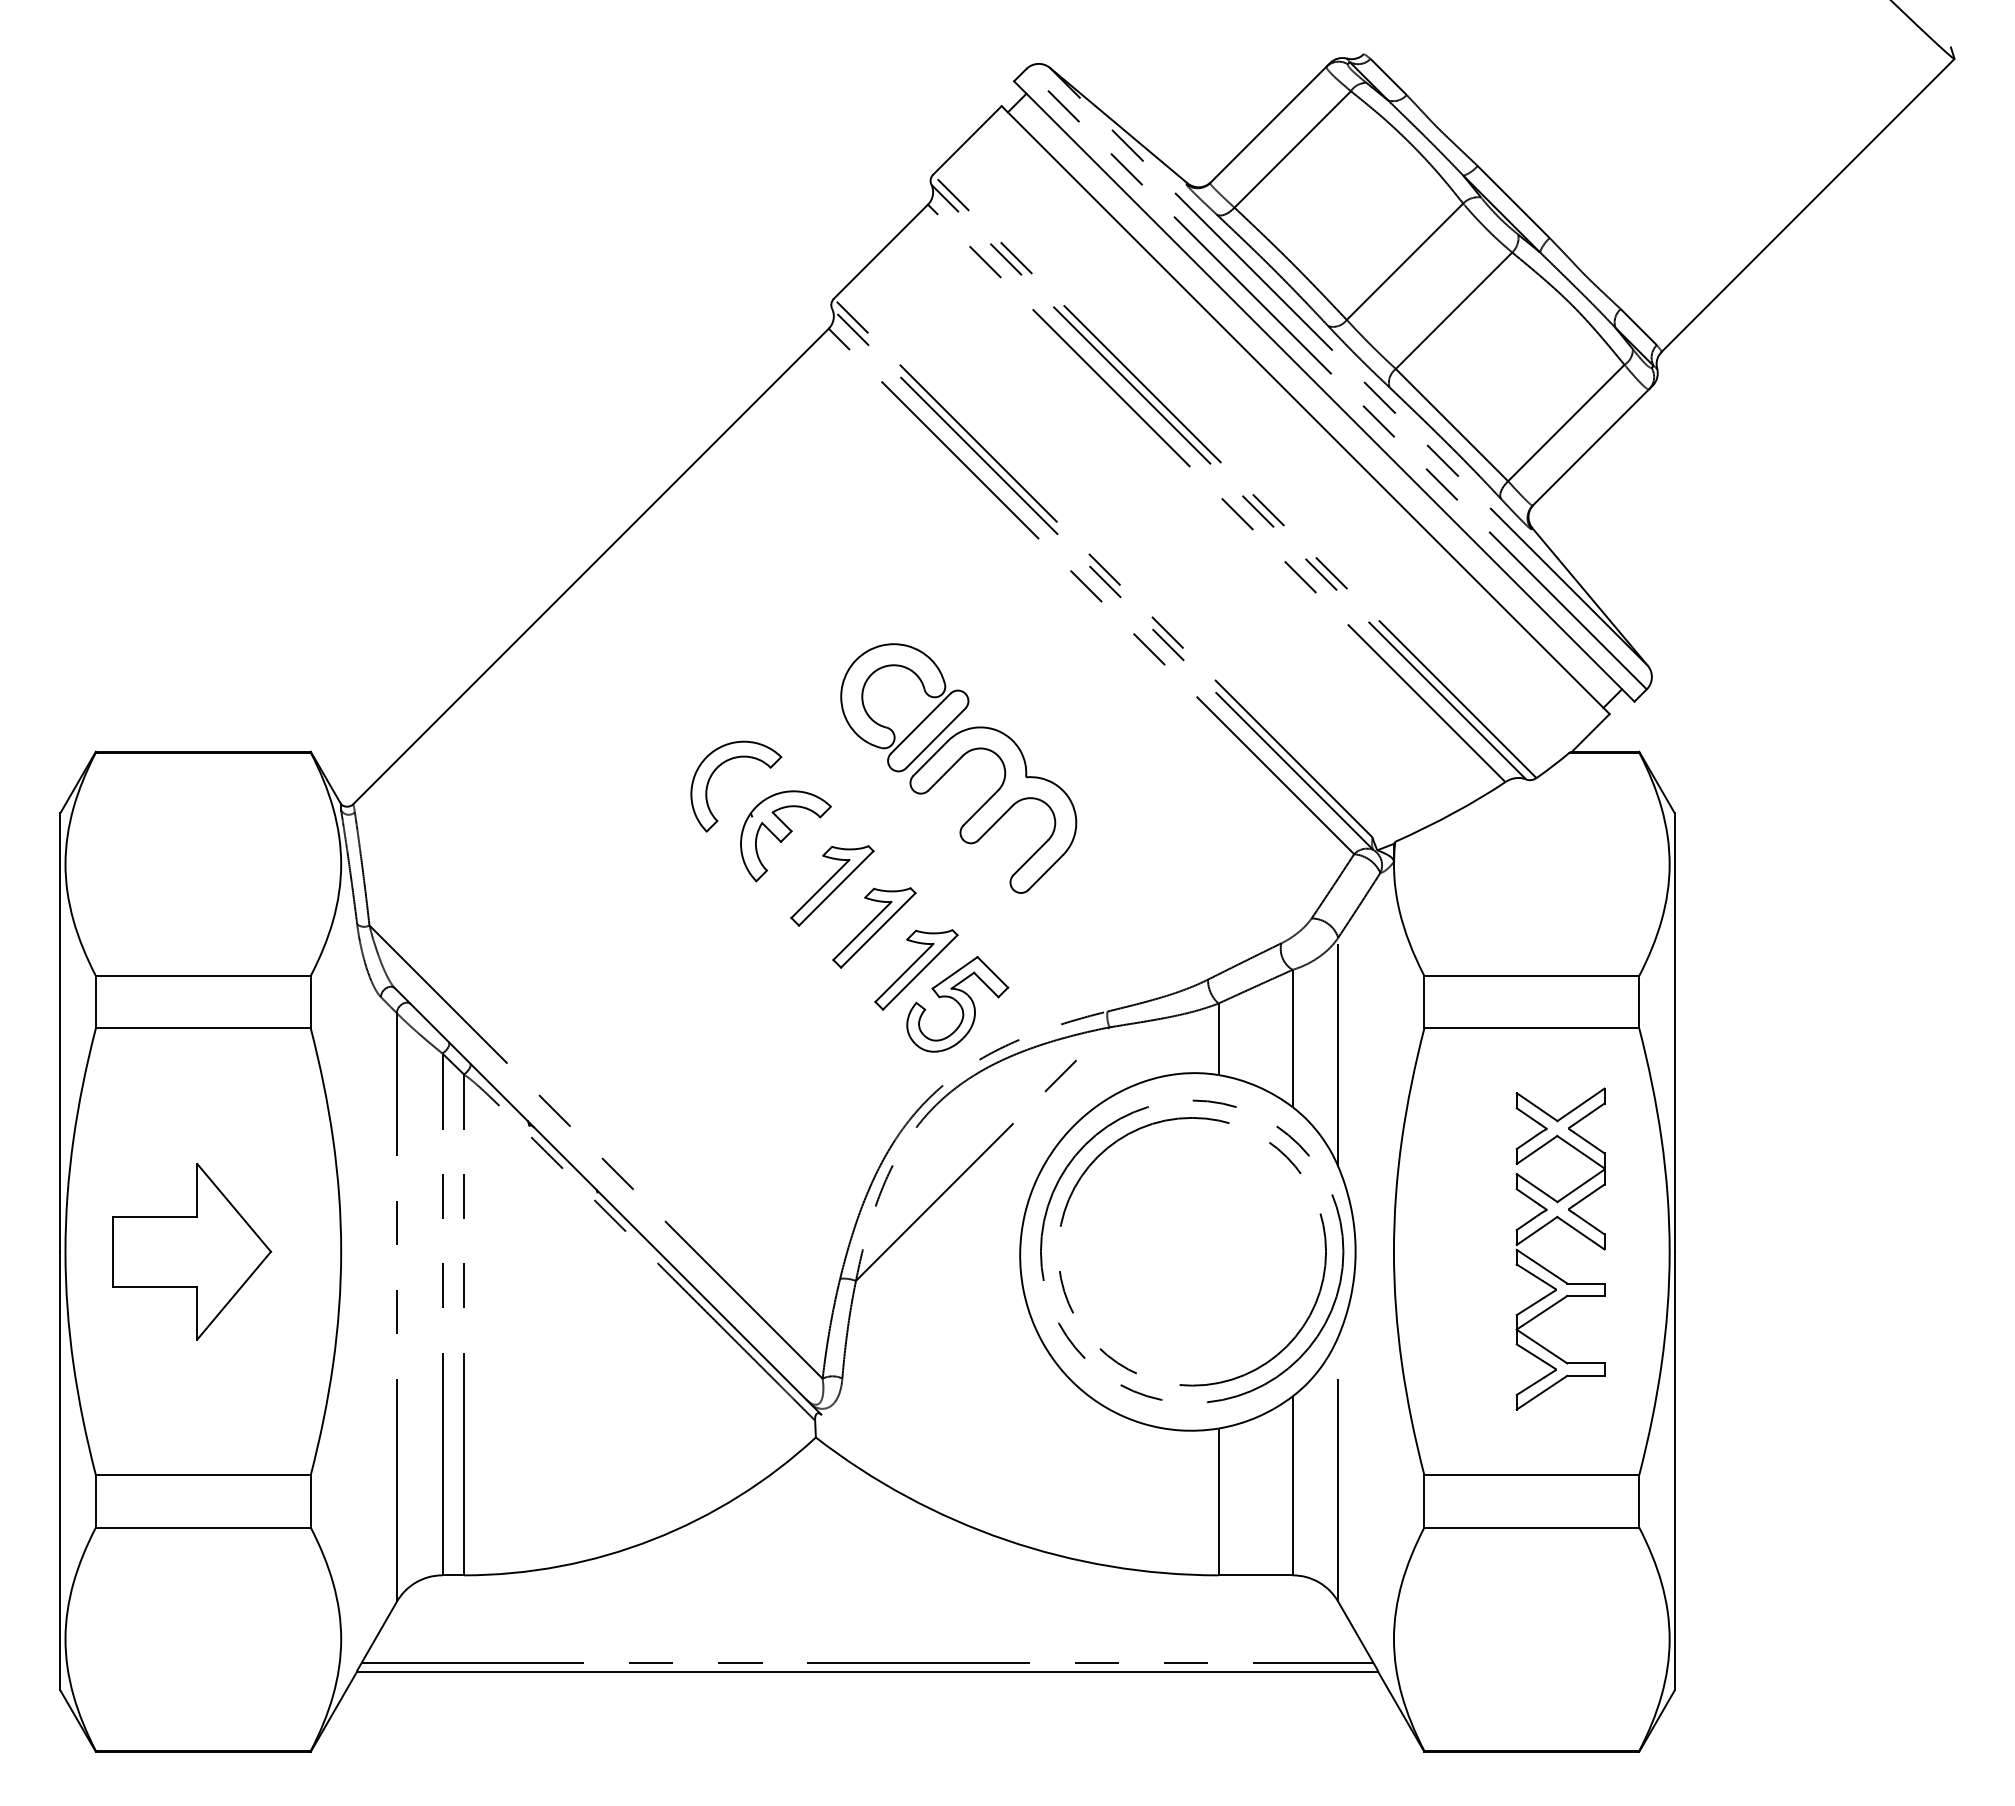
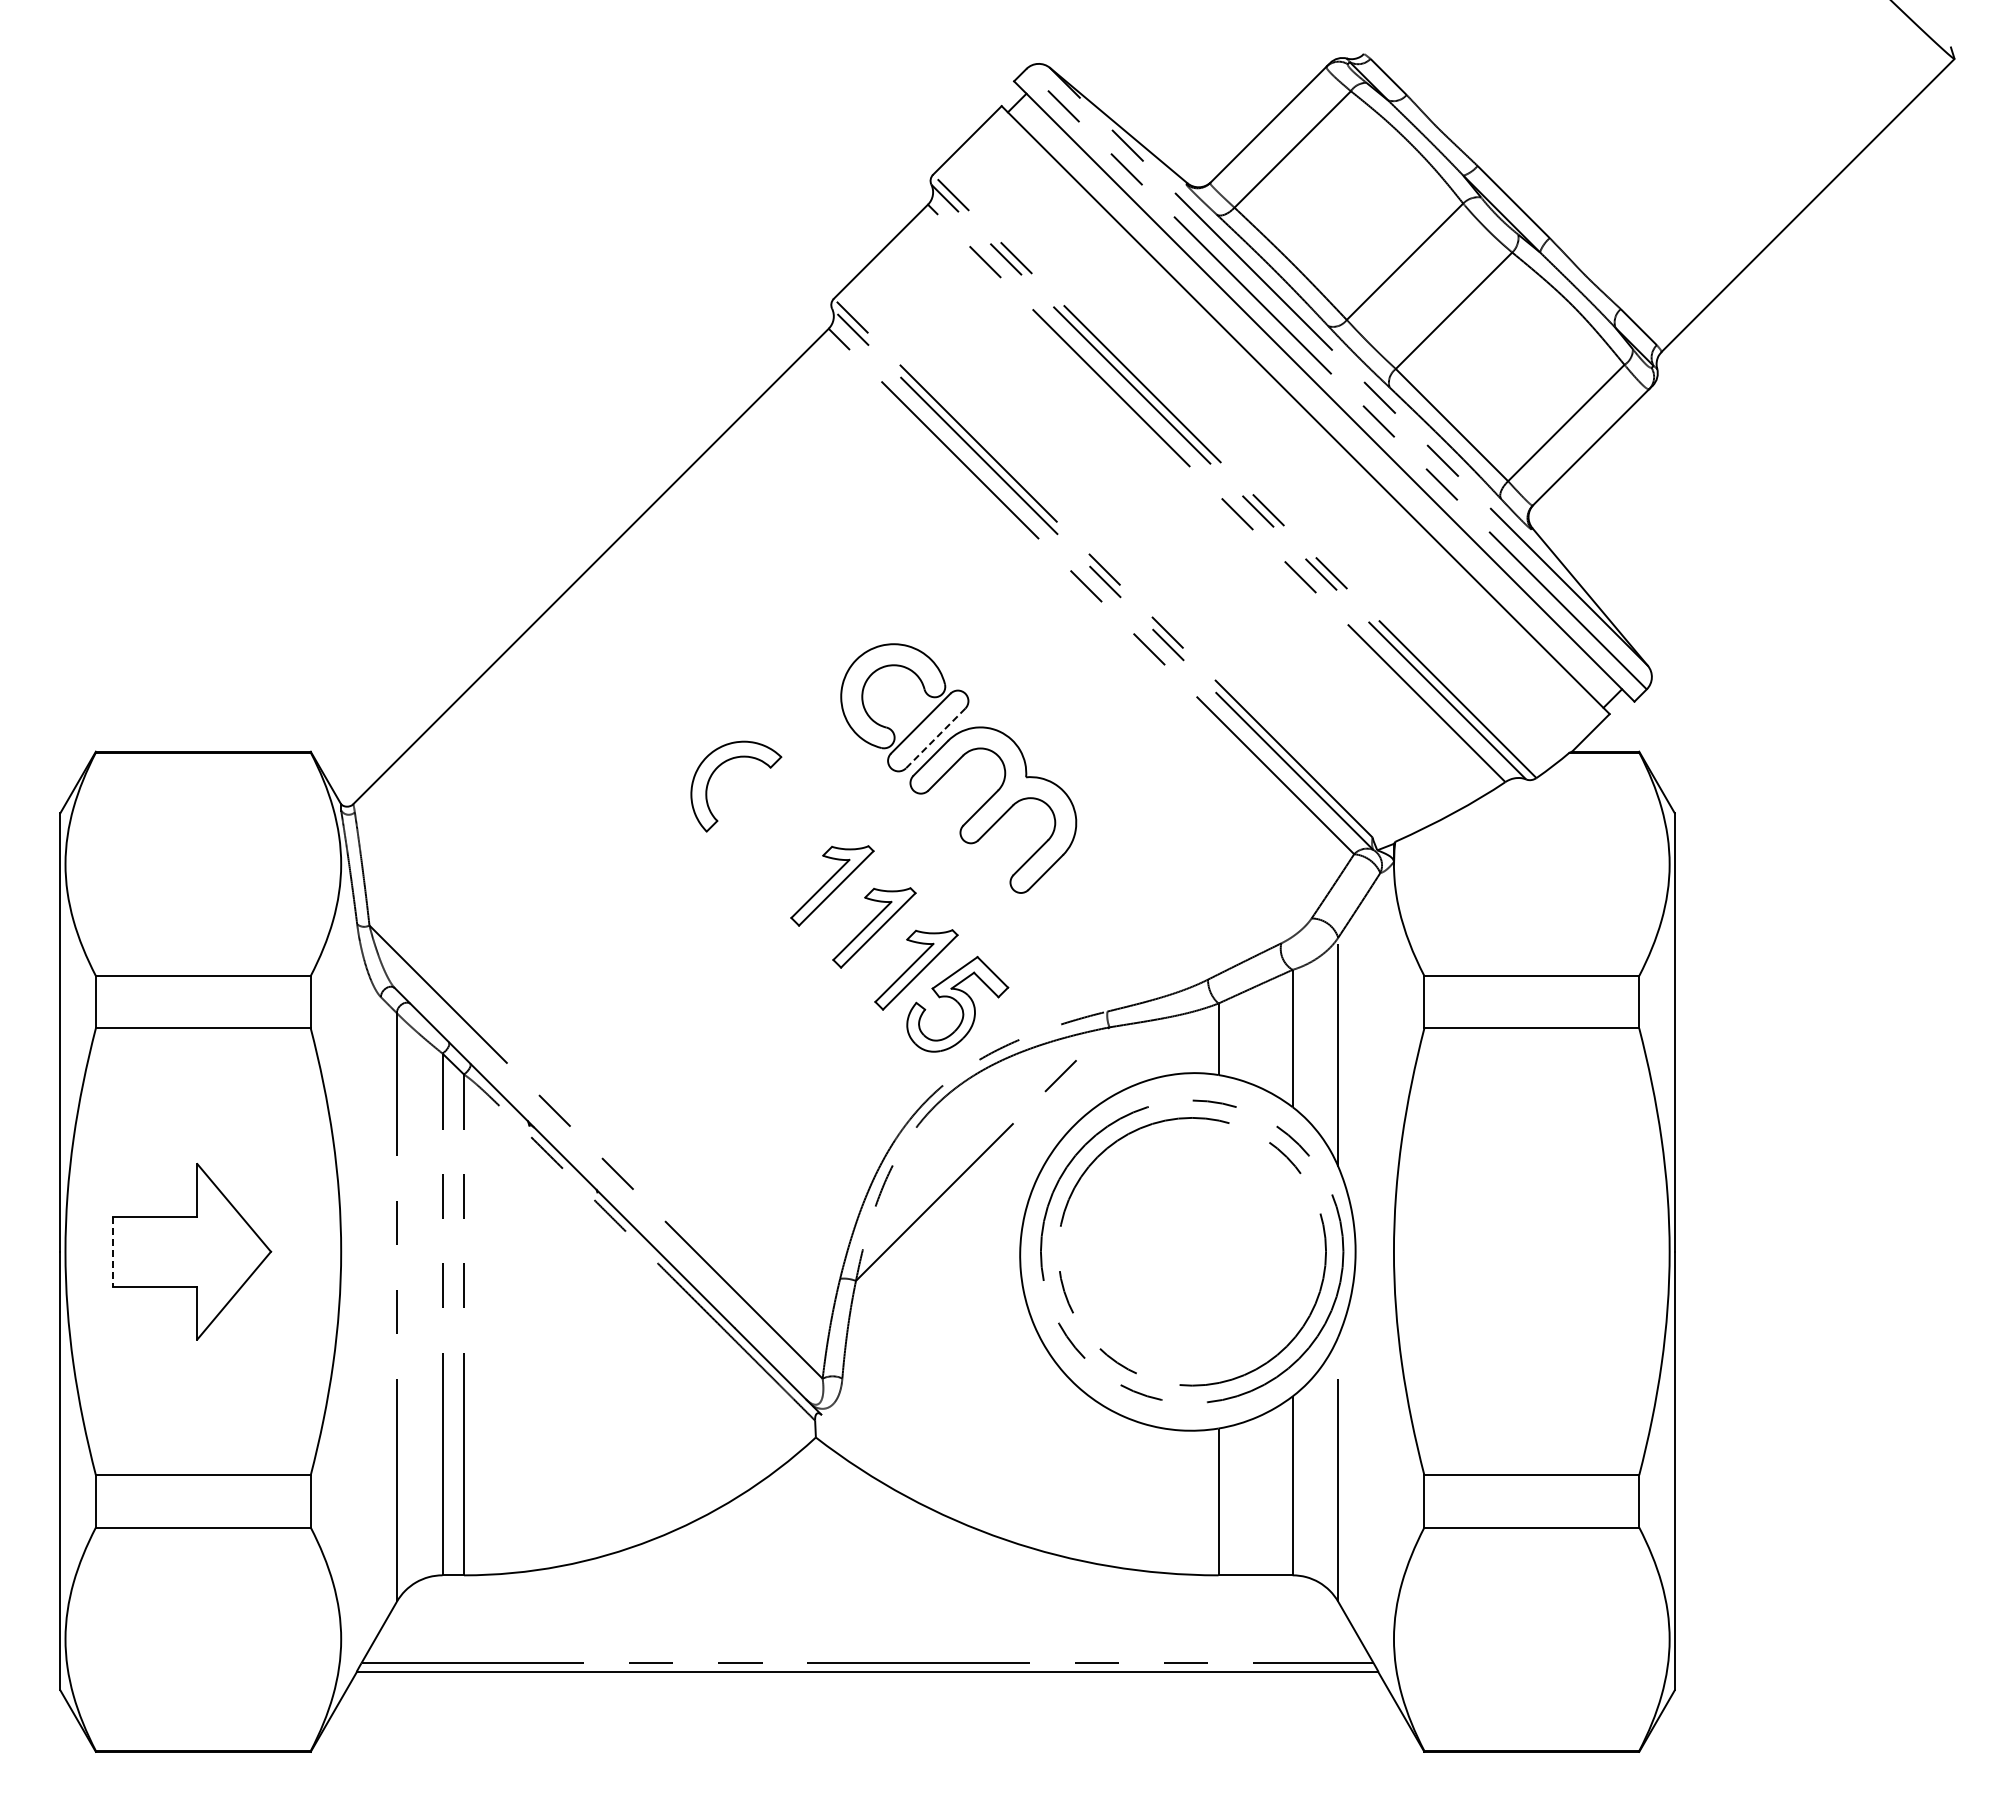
line: solid -> dashed (935, 738)
part: present -> none (785, 836)
part: present -> none (1573, 1229)
line: solid -> dashed (113, 1252)
